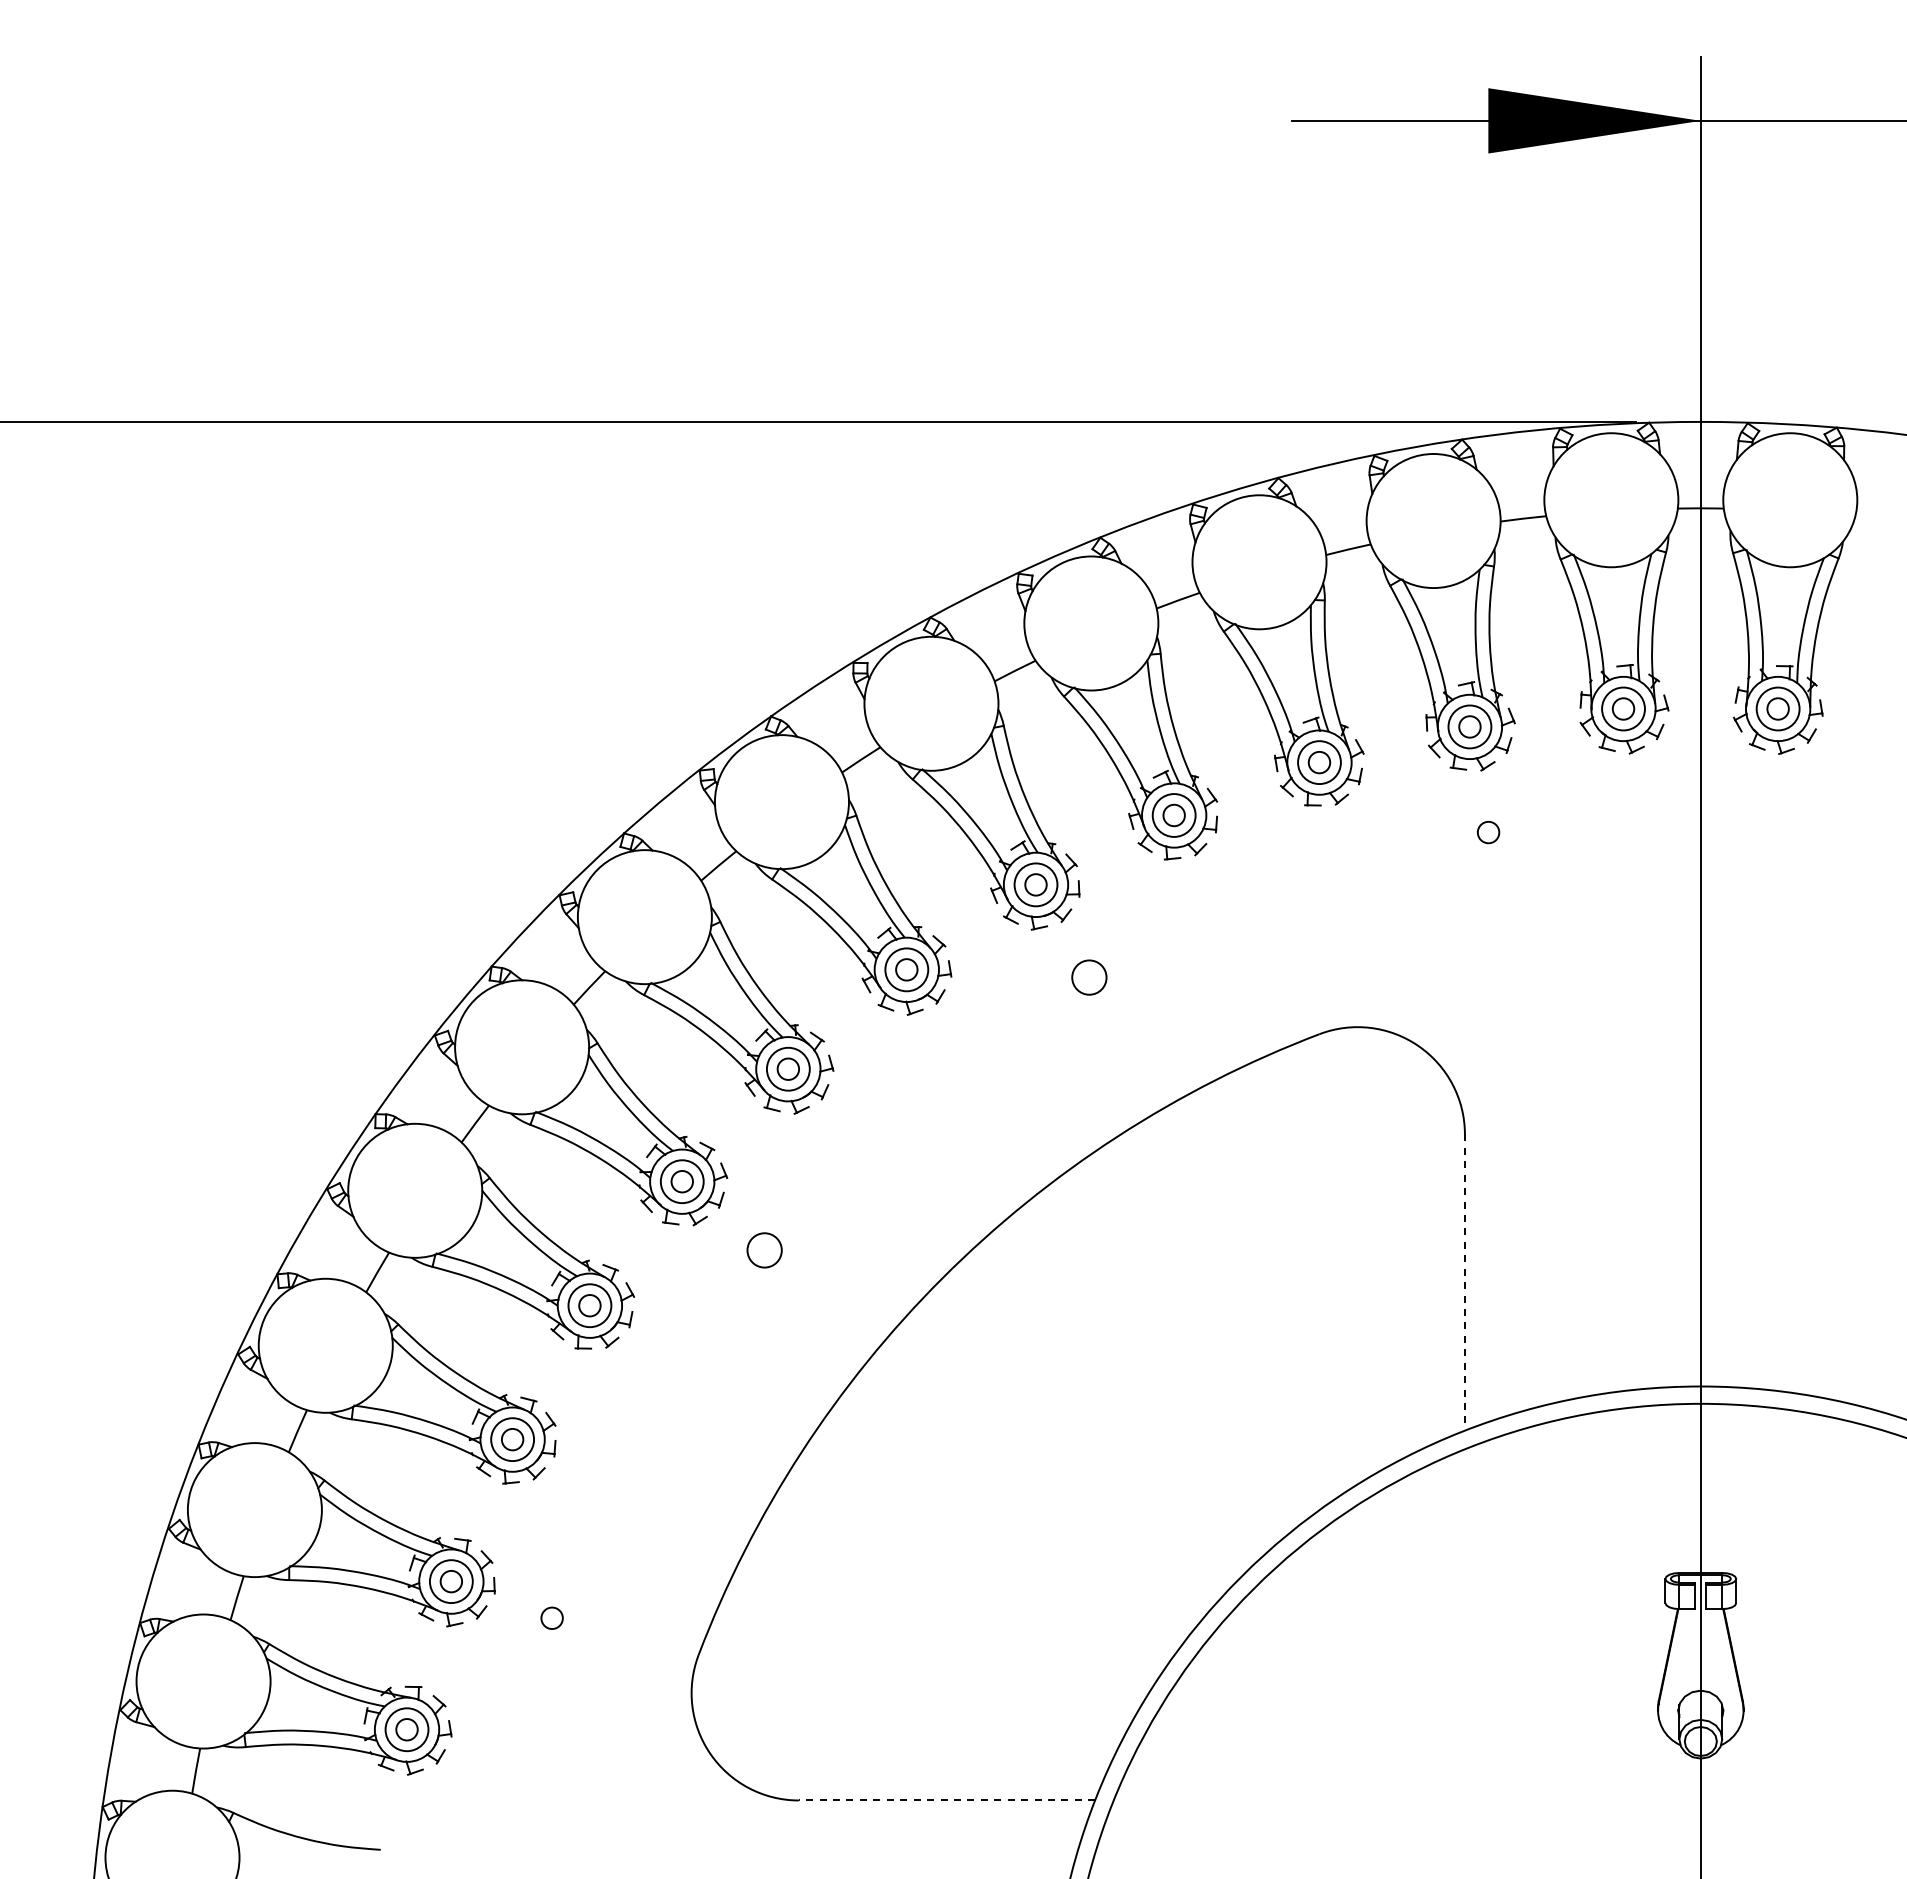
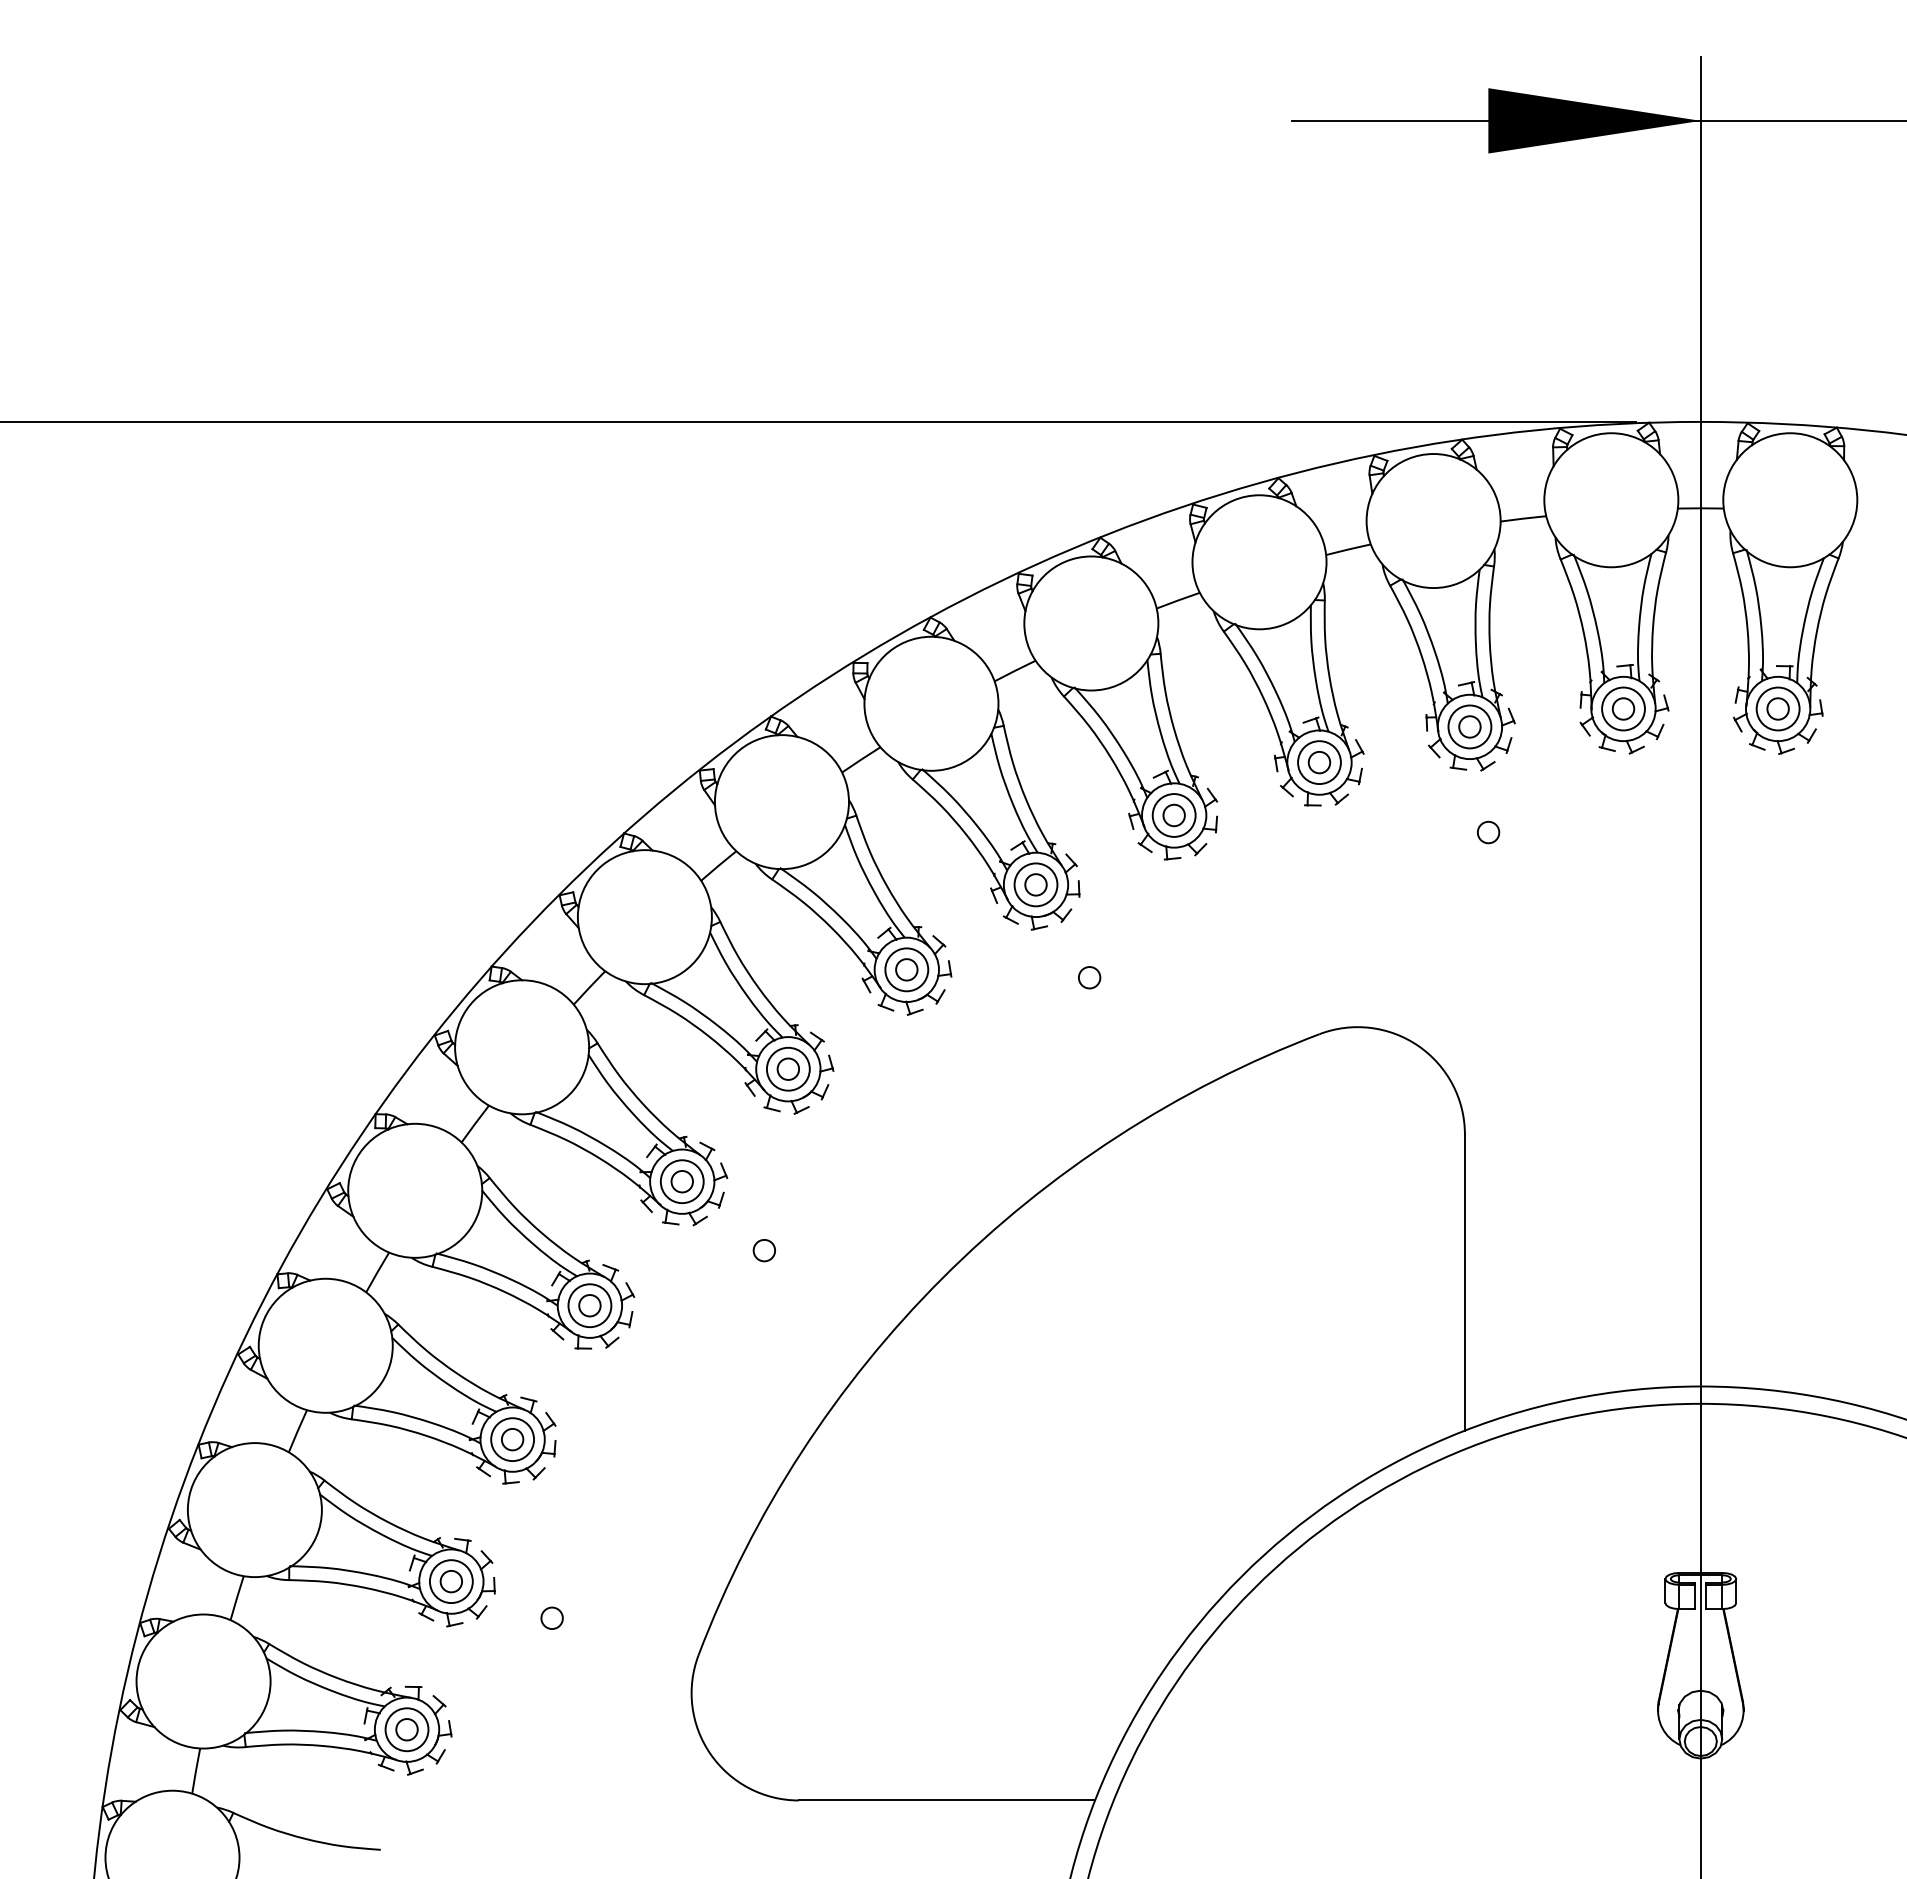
circle size: 37x37 px -> 24x24 px (1089, 977)
circle size: 37x37 px -> 24x24 px (763, 1250)
line: dashed -> solid (1464, 1283)
line: dashed -> solid (946, 1800)
